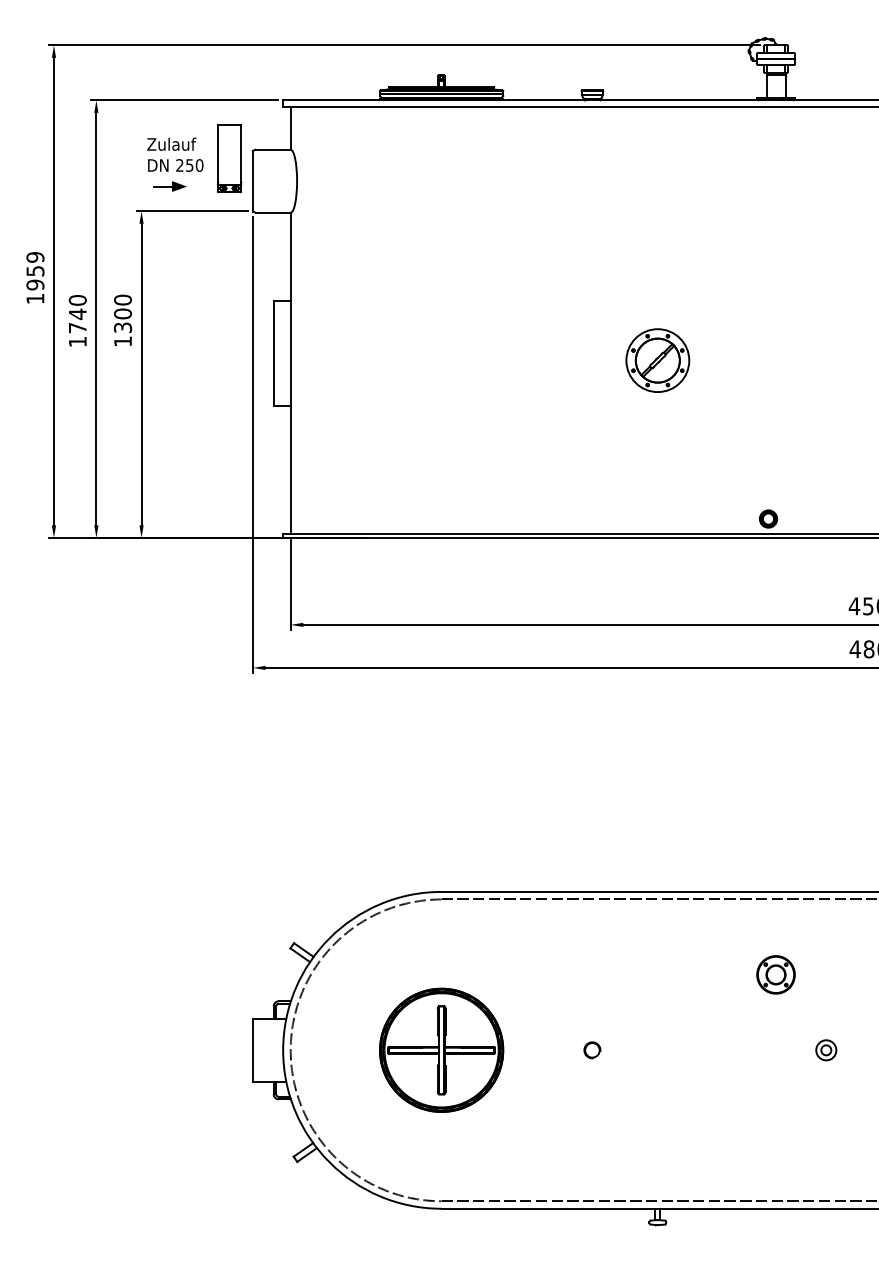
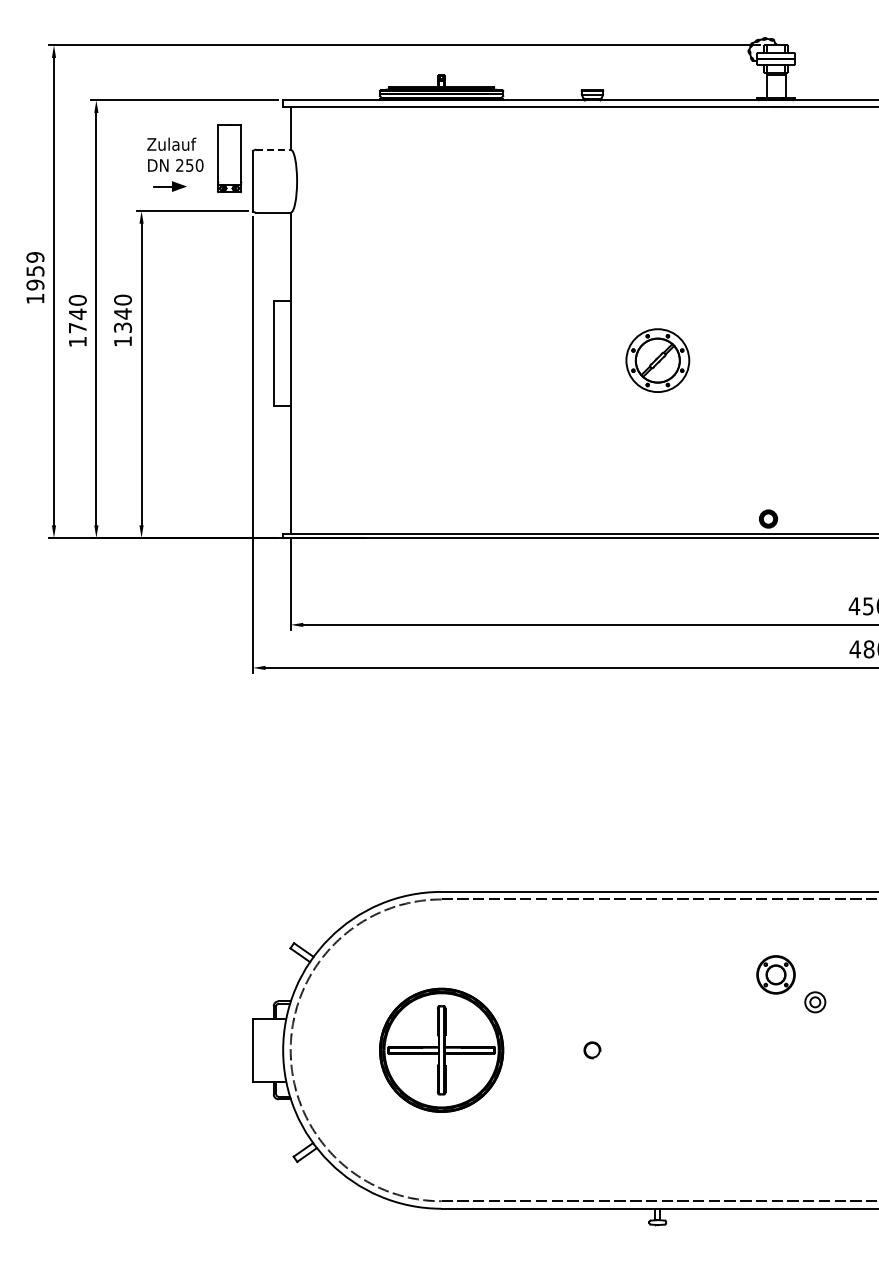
line: solid -> dashed (273, 149)
text: 1300 -> 1340 (123, 313)
part position: (826, 1050) -> (815, 1002) (815, 1002)
